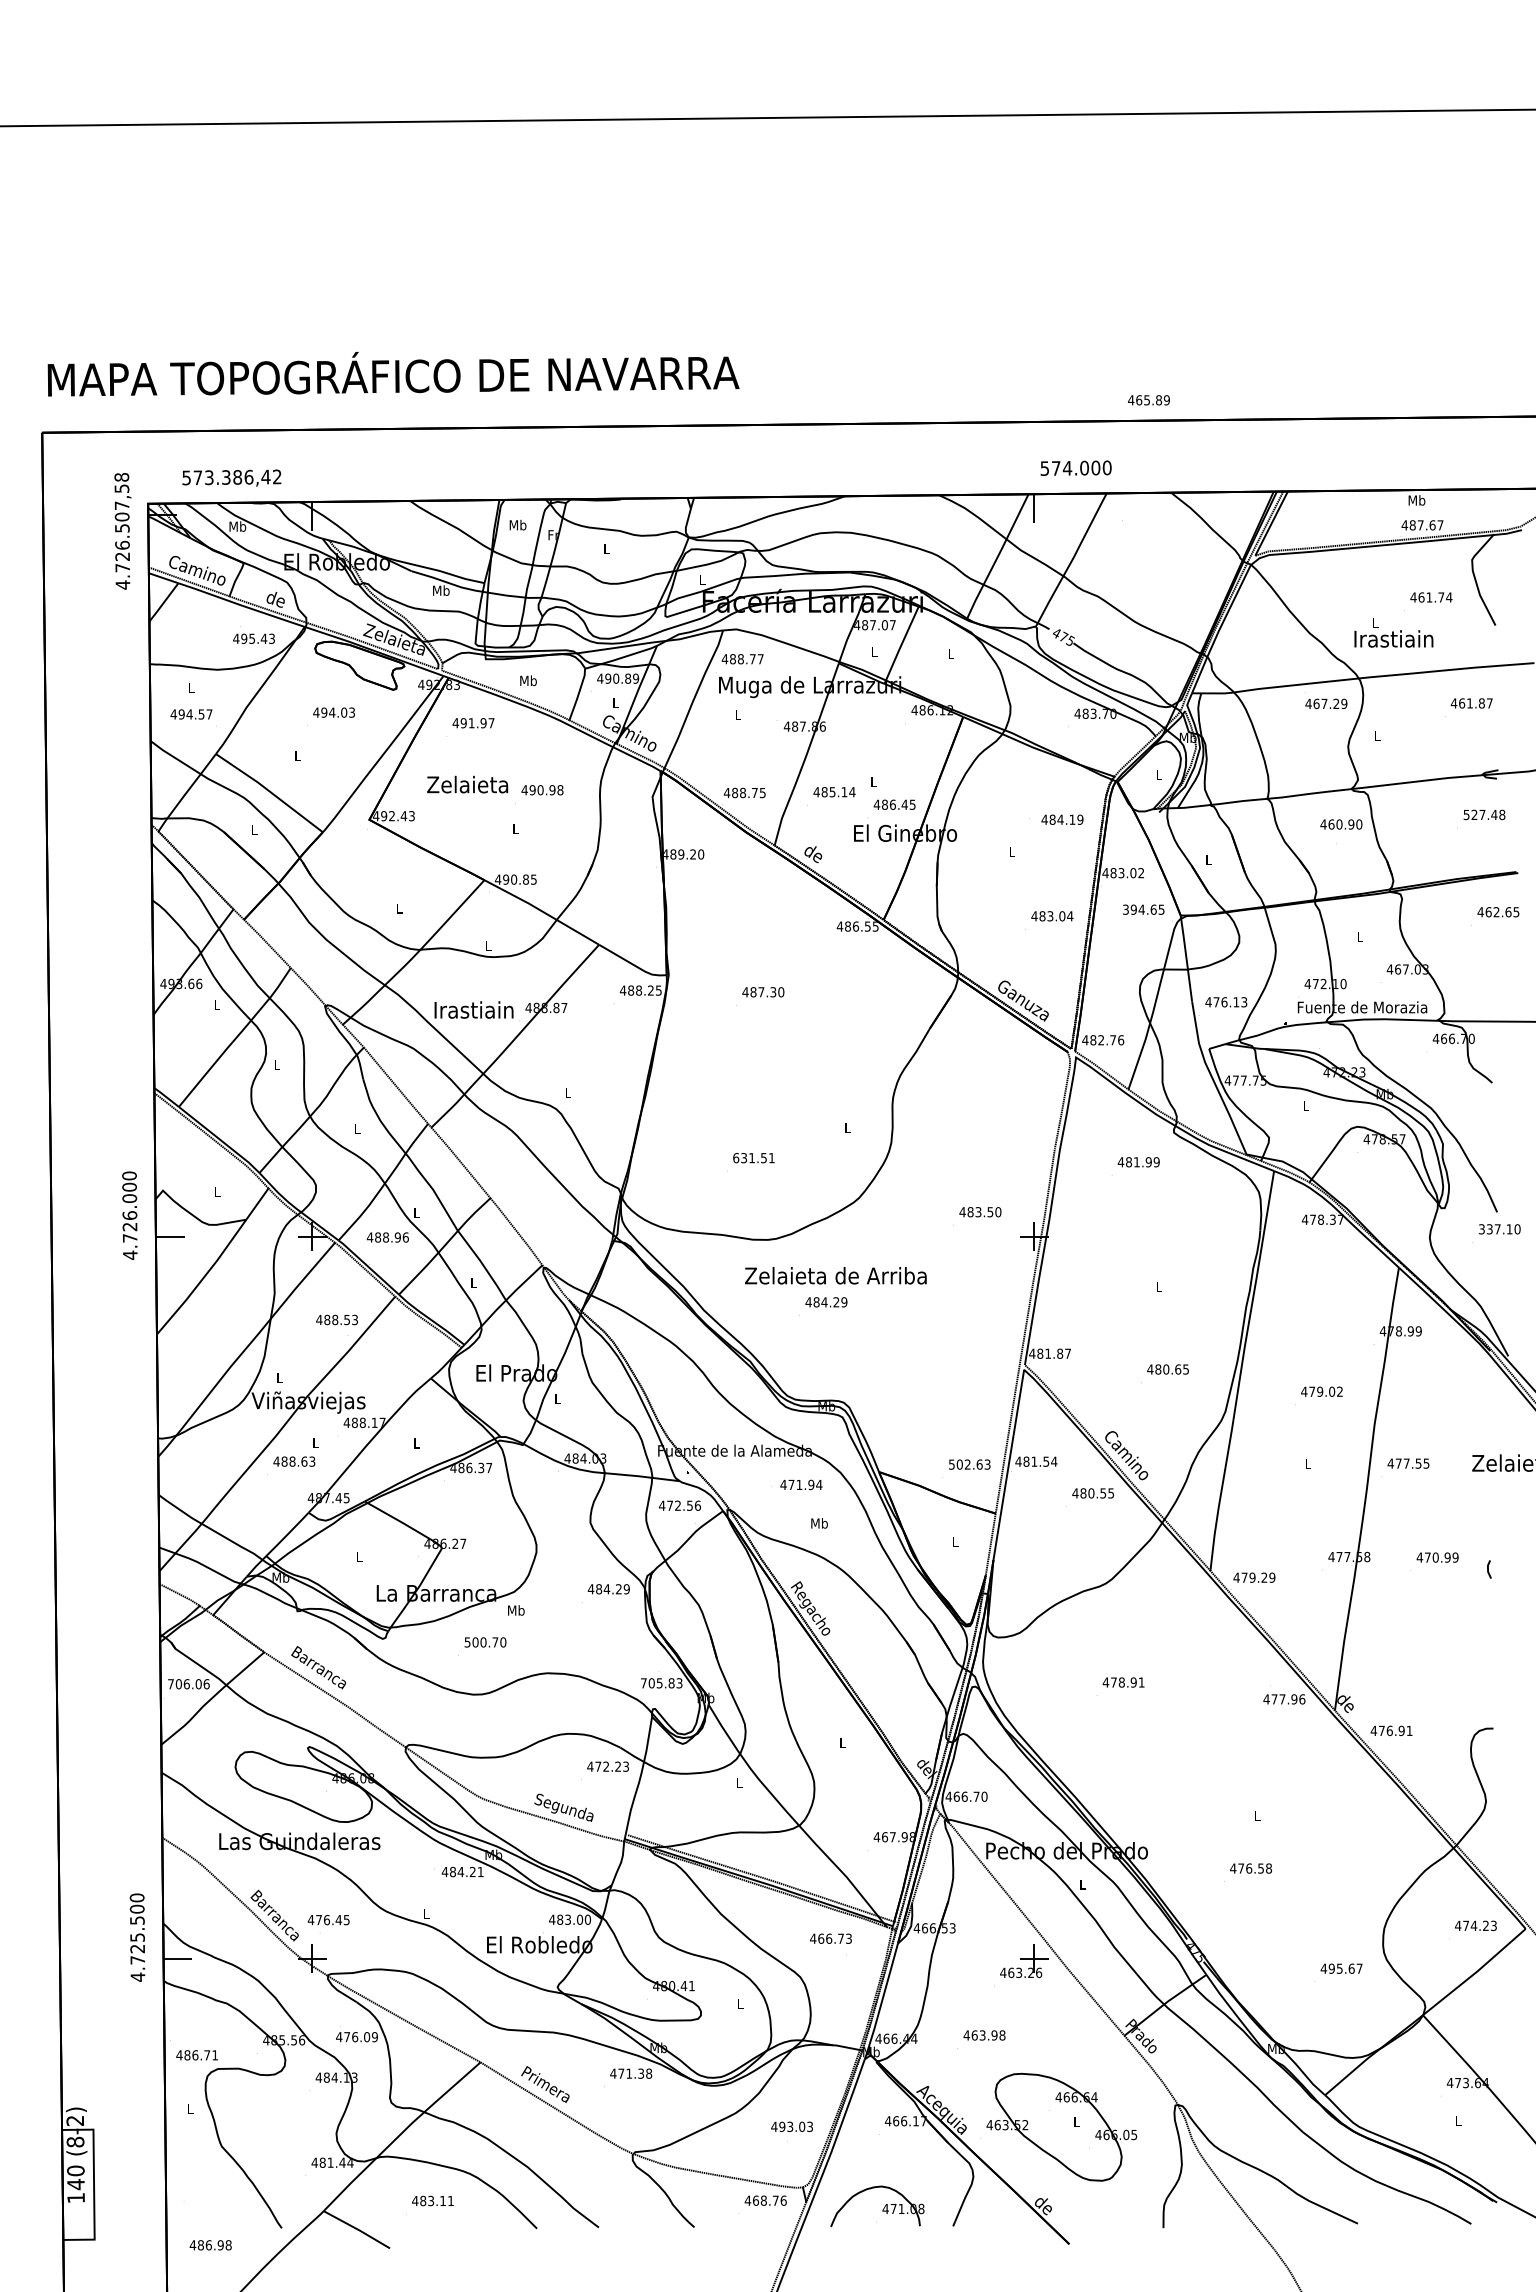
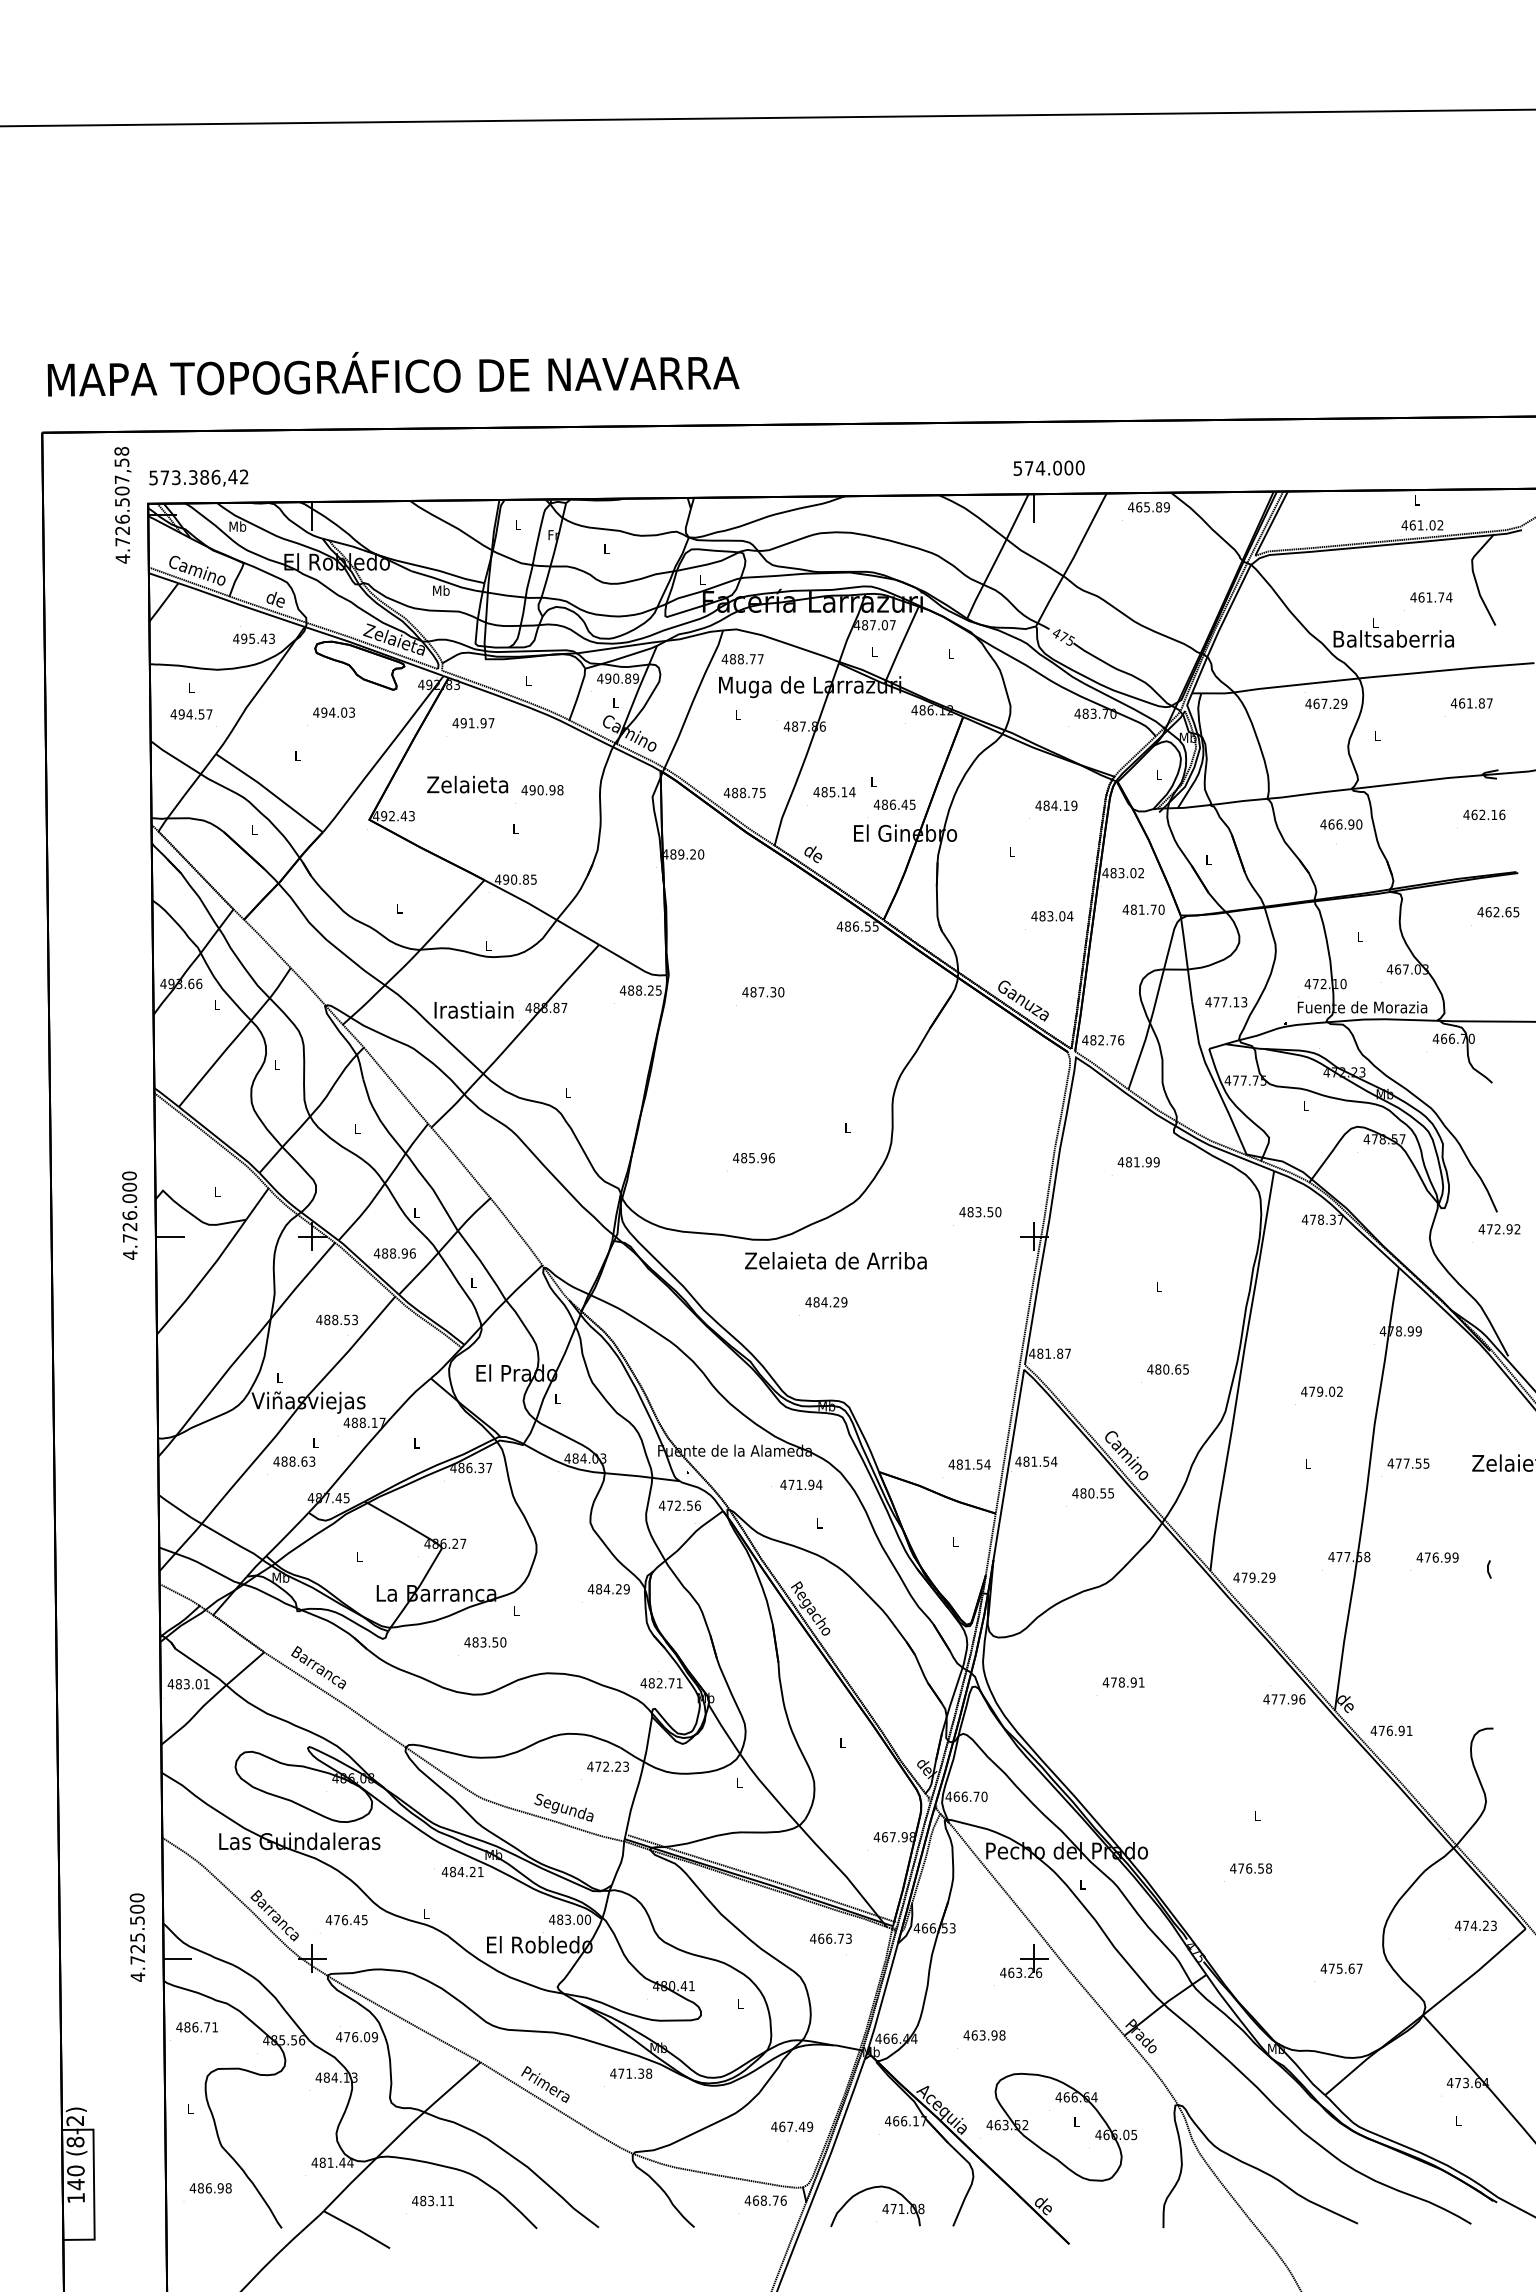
text position: (1148, 400) -> (1148, 507) (1148, 507)
text position: (1075, 467) -> (1048, 467) (1048, 467)
text position: (231, 477) -> (198, 477) (198, 477)
text: Mb -> L (1416, 500)
text: Mb -> L (517, 524)
text: 487.67 -> 461.02 (1426, 525)
text position: (122, 531) -> (122, 505) (122, 505)
text: Irastiain -> Baltsaberria (1393, 638)
text: Mb -> L (528, 680)
text: 527.48 -> 462.16 (1484, 814)
text position: (1062, 819) -> (1056, 805) (1056, 805)
text: 460.90 -> 466.90 (1339, 824)
text: 394.65 -> 481.70 (1143, 909)
text: 476.13 -> 477.13 (1224, 1002)
text: 631.51 -> 485.96 (753, 1158)
text: 337.10 -> 472.92 (1499, 1229)
text position: (387, 1237) -> (394, 1253) (394, 1253)
text position: (835, 1275) -> (835, 1260) (835, 1260)
text: 502.63 -> 481.54 (969, 1464)
text: Mb -> L (819, 1523)
text: 470.99 -> 476.99 (1435, 1557)
text: Mb -> L (516, 1610)
text: 500.70 -> 483.50 (481, 1642)
text: 705.83 -> 482.71 (661, 1683)
text: 706.06 -> 483.01 (188, 1684)
text position: (328, 1920) -> (346, 1920) (346, 1920)
text: 495.67 -> 475.67 (1331, 1968)
text position: (196, 2055) -> (196, 2027) (196, 2027)
text: 493.03 -> 467.49 (796, 2126)
text position: (210, 2245) -> (210, 2188) (210, 2188)
